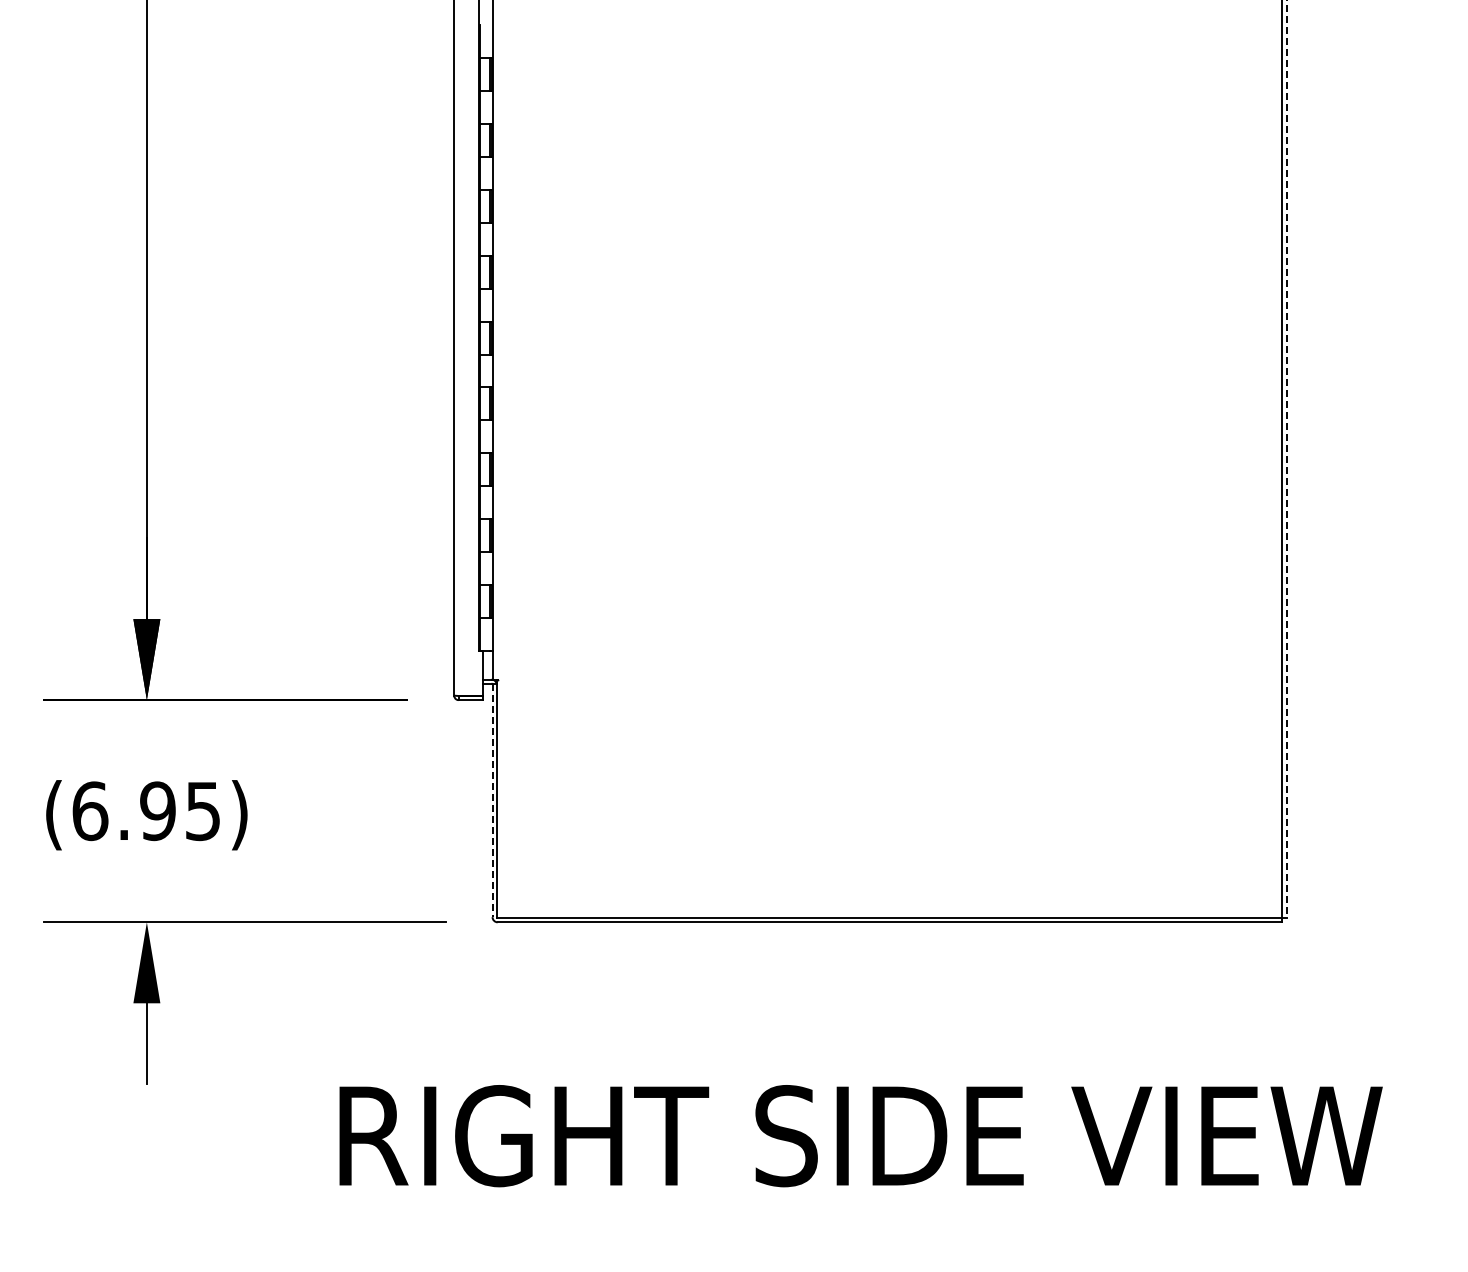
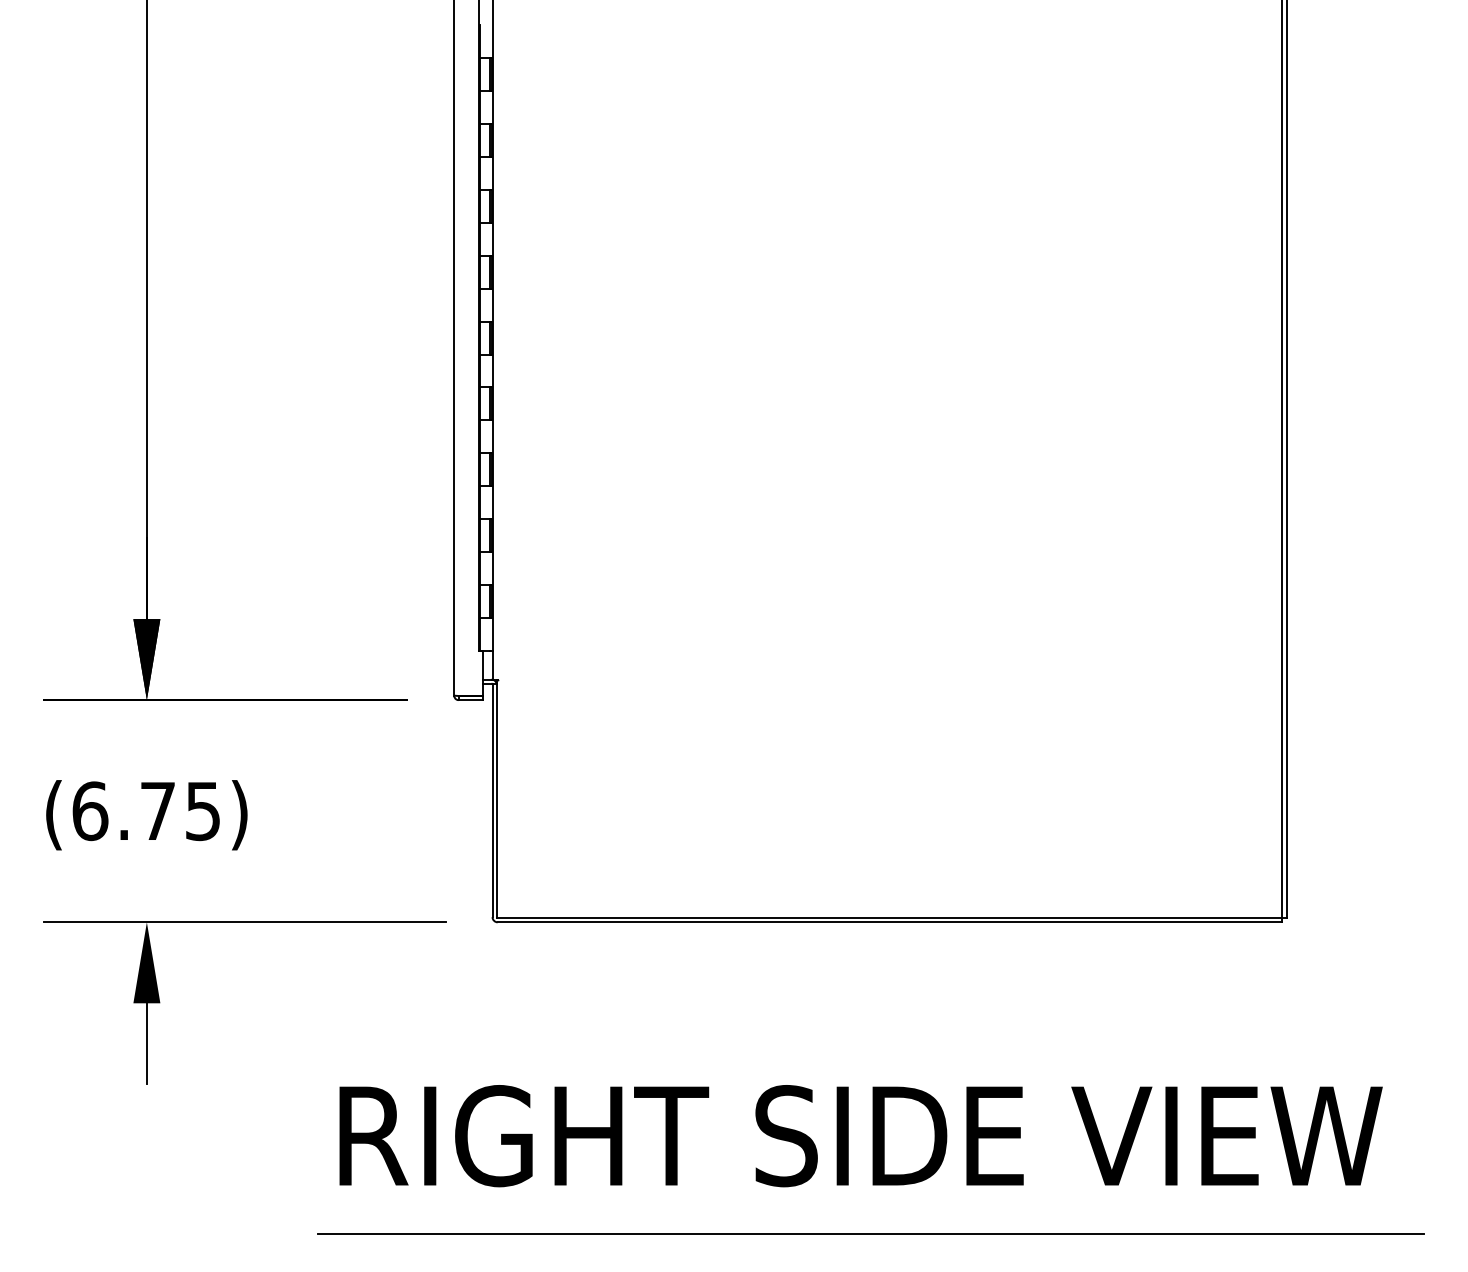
line: dashed -> solid (1286, 459)
line: dashed -> solid (492, 800)
text: (6.95) -> (6.75) (157, 811)
line: none -> present (870, 1233)
